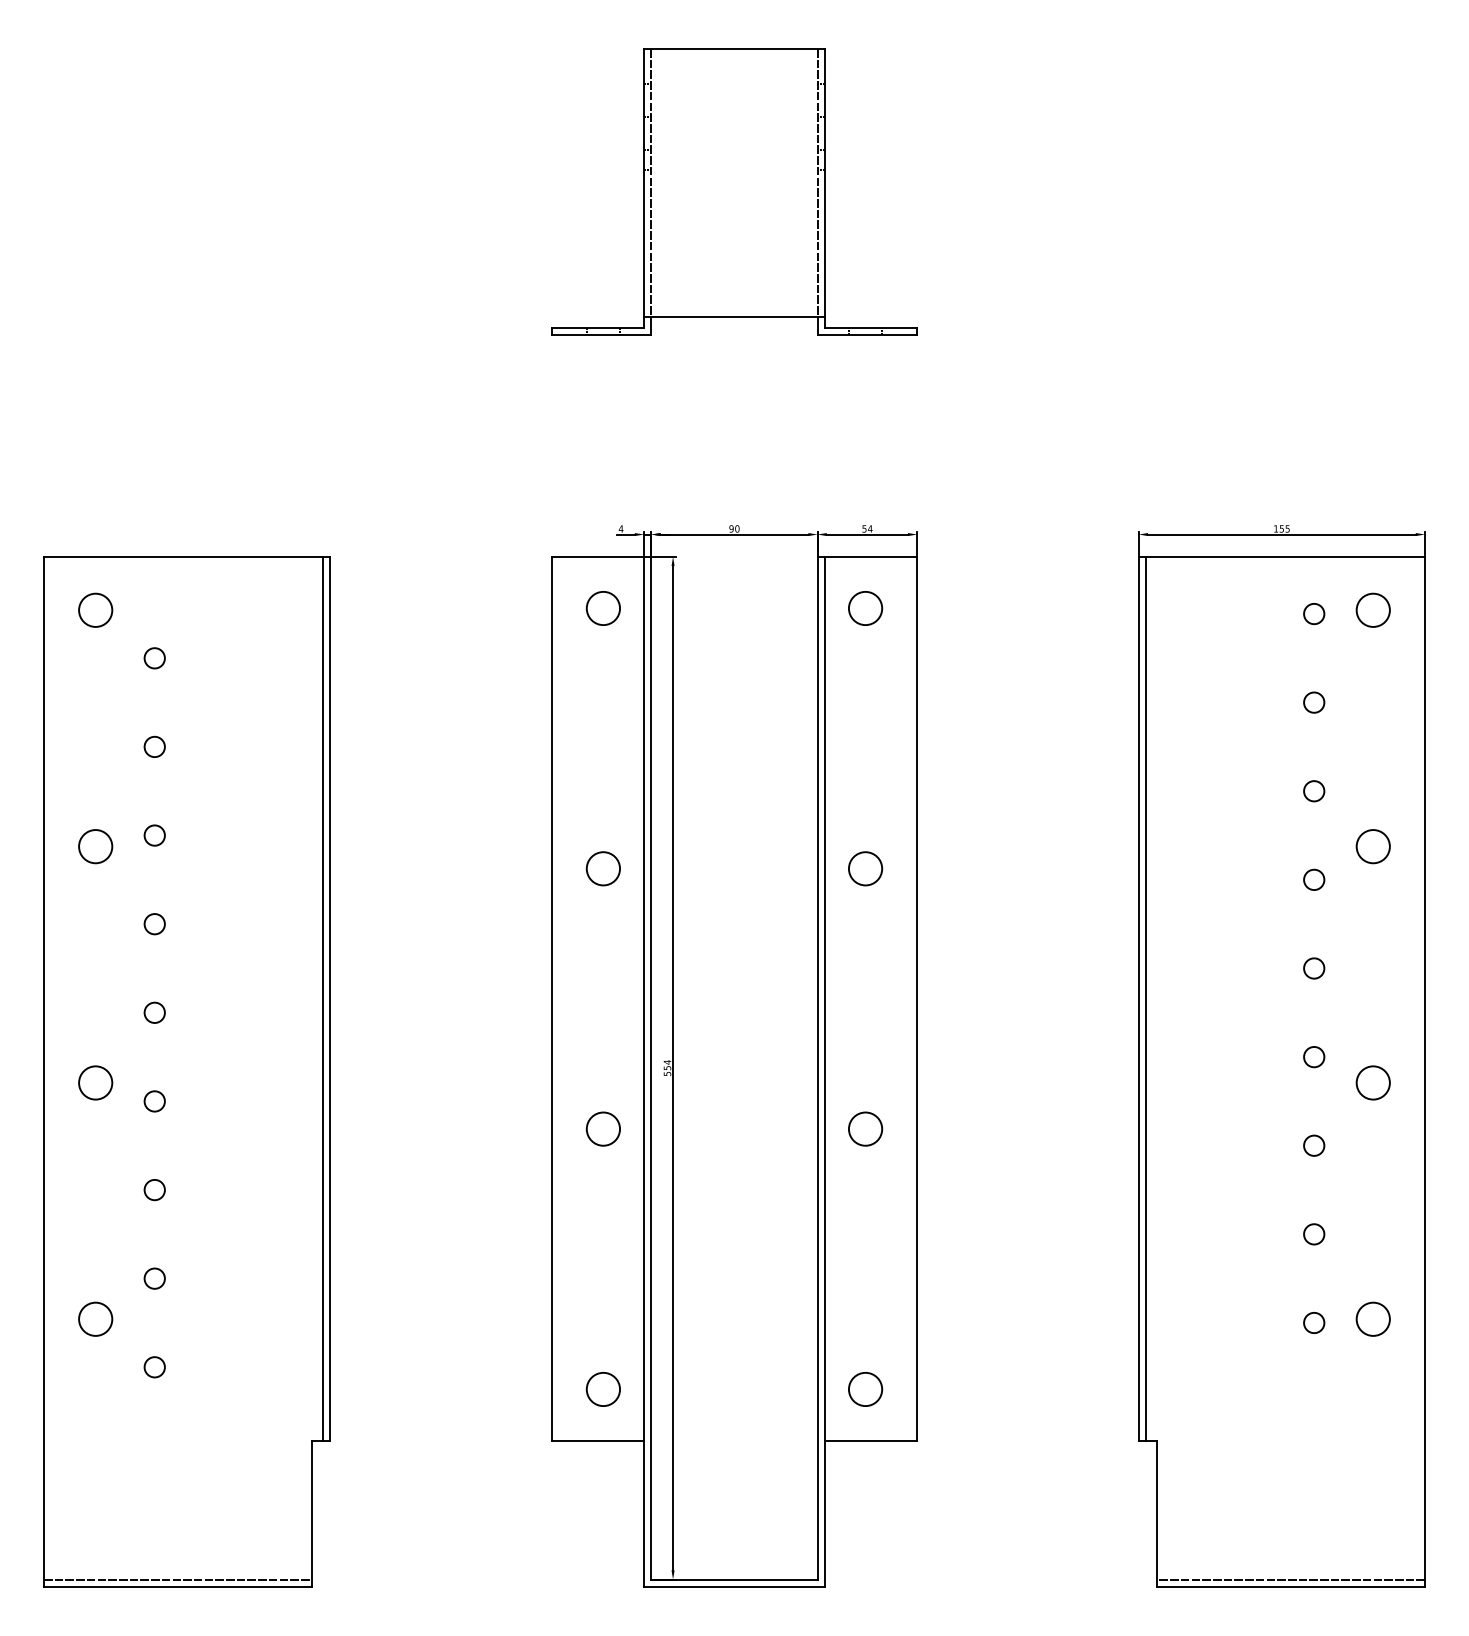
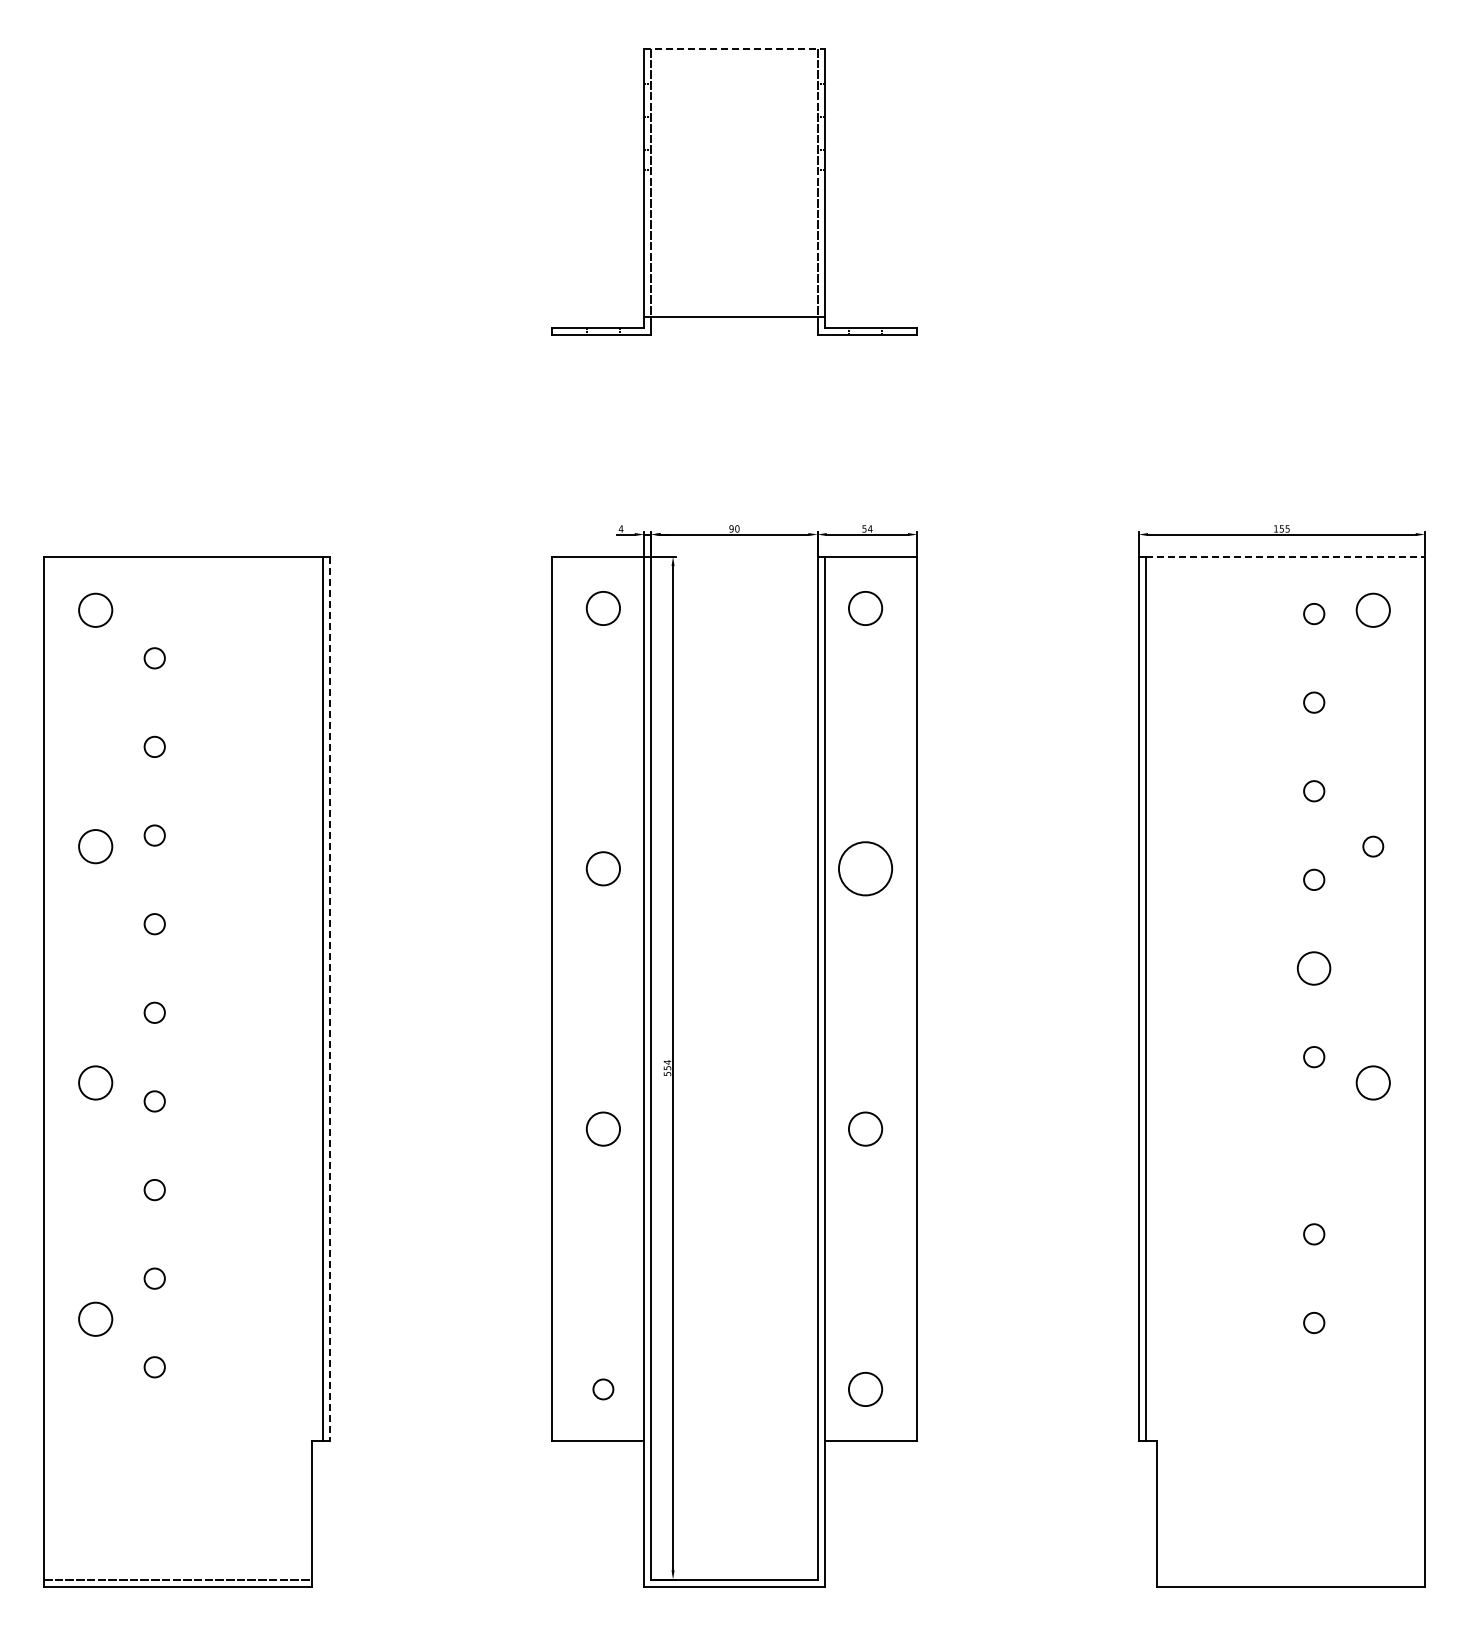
line: solid -> dashed (735, 49)
line: solid -> dashed (1286, 556)
circle diameter: 33 px -> 20 px (1373, 846)
circle diameter: 33 px -> 53 px (865, 868)
circle size: 23x23 px -> 36x35 px (1313, 968)
line: solid -> dashed (330, 999)
circle: present -> none (1314, 1145)
circle: present -> none (1372, 1318)
circle diameter: 33 px -> 20 px (603, 1389)
line: present -> none (1291, 1579)
